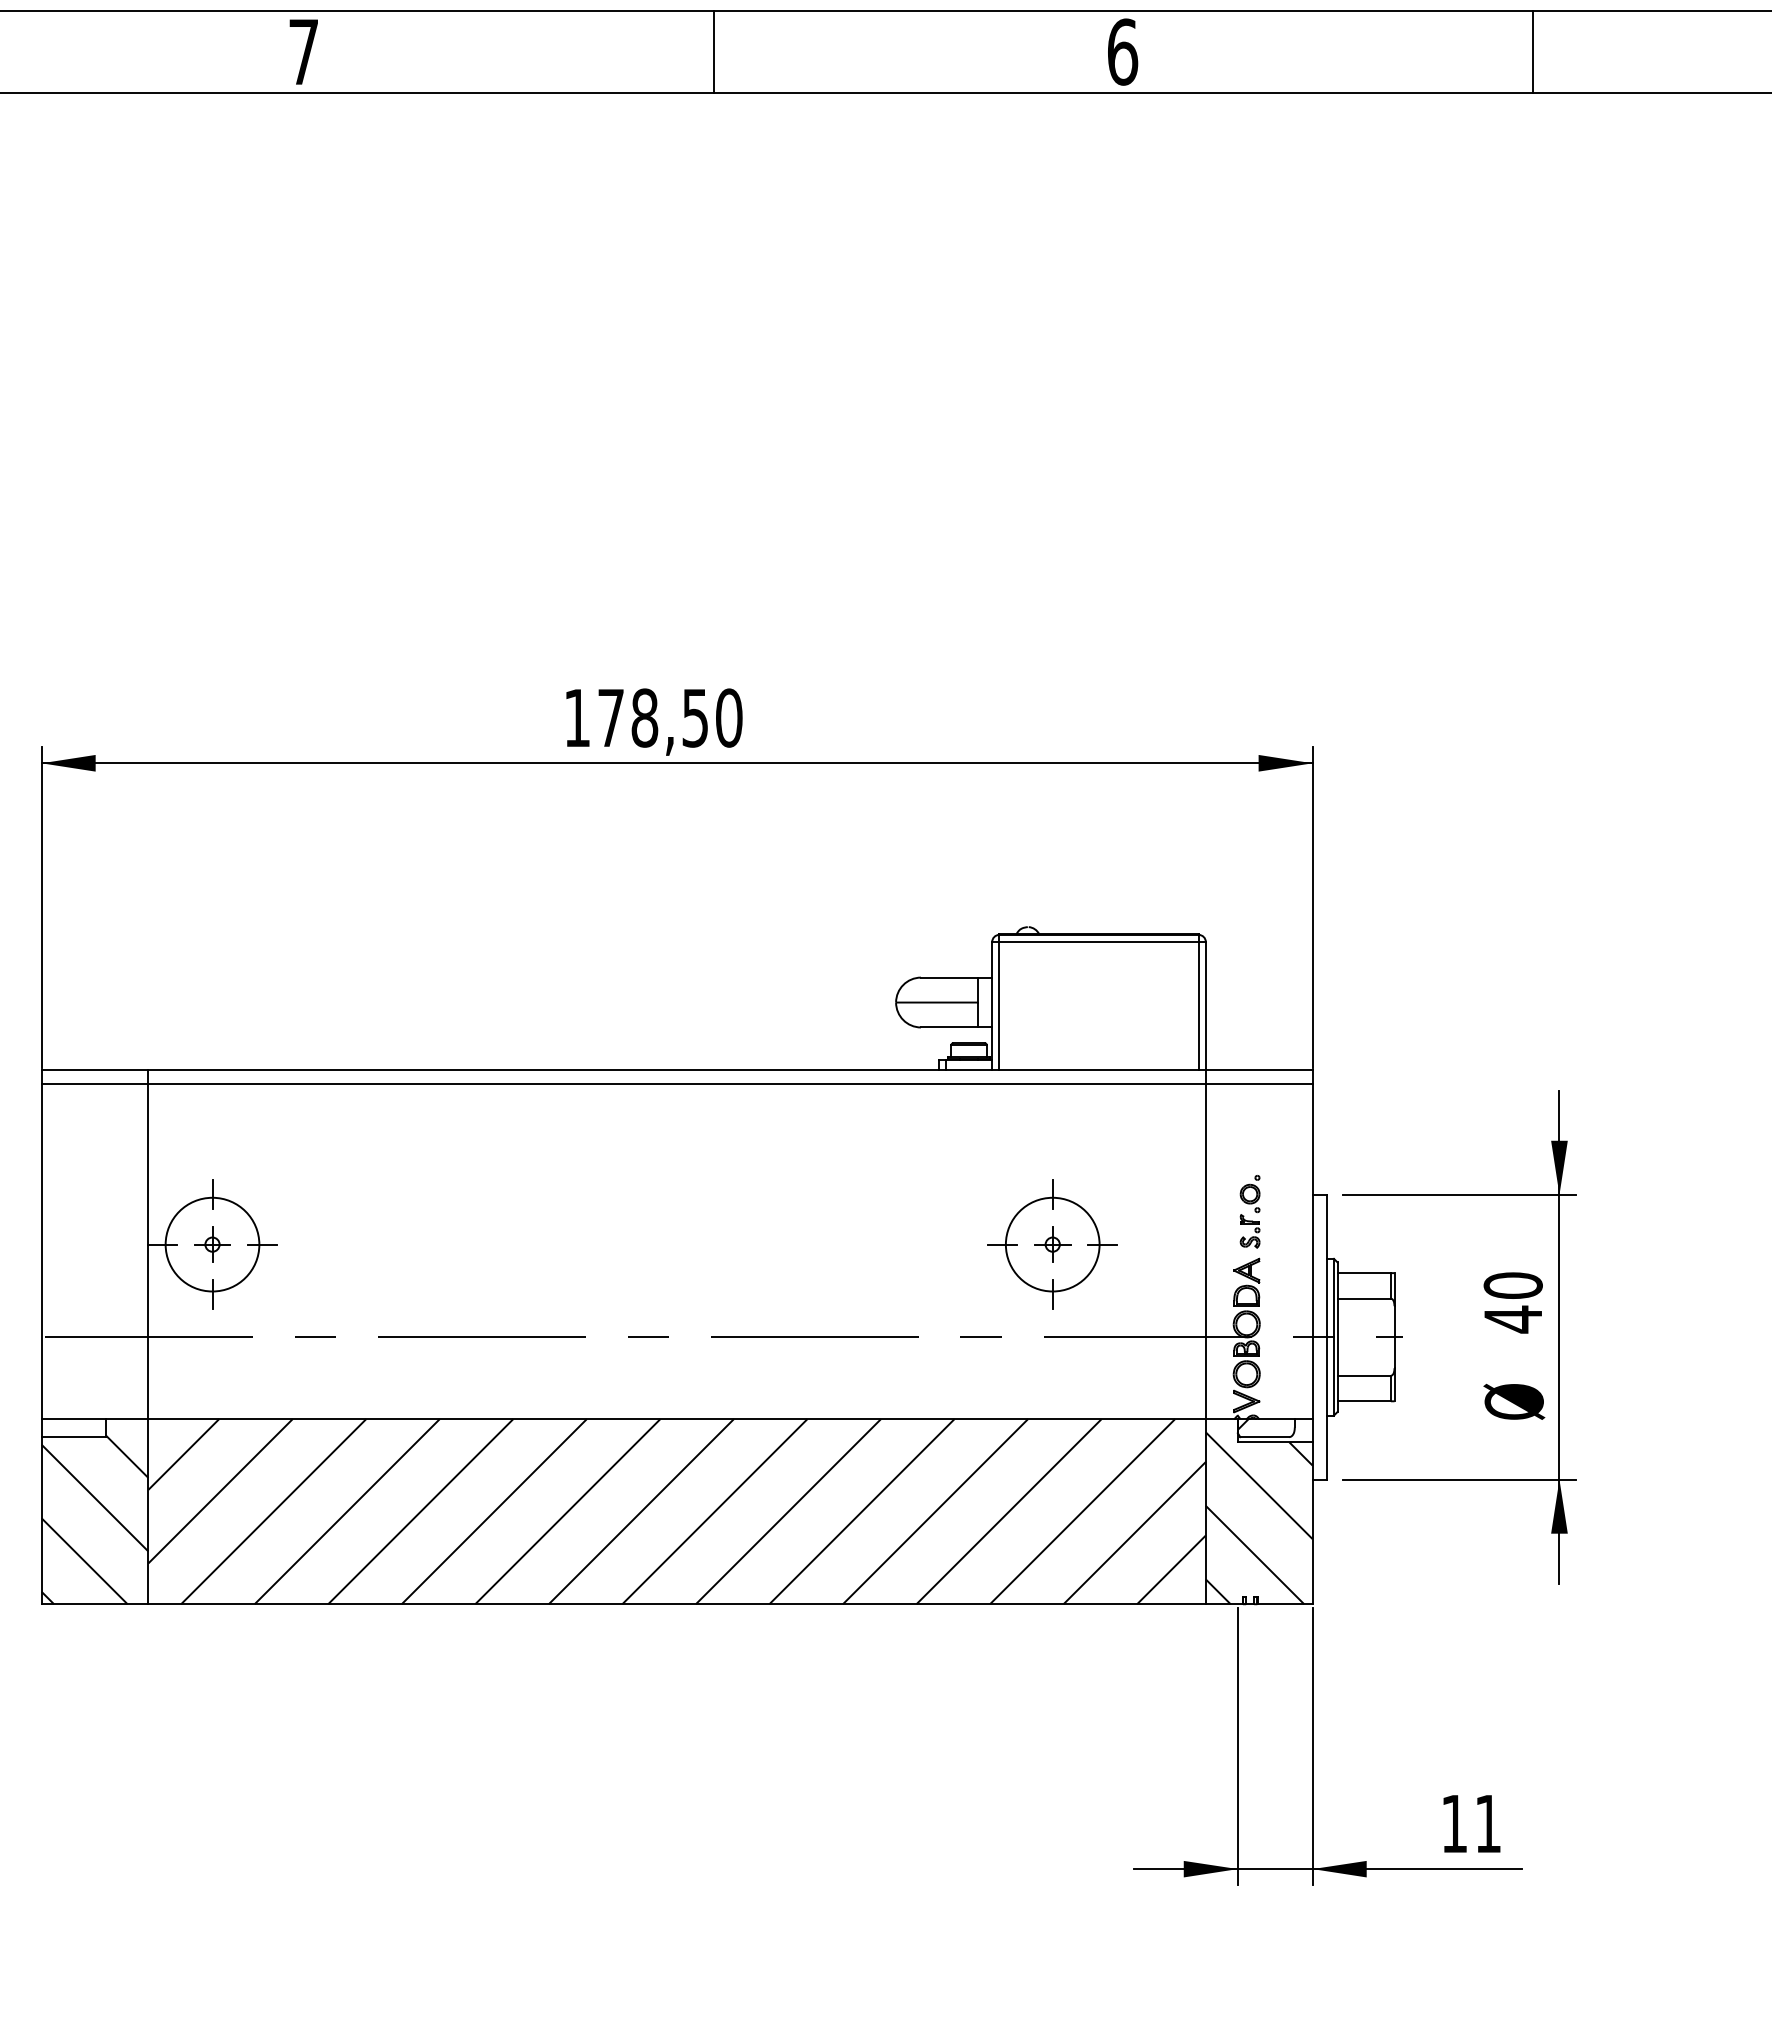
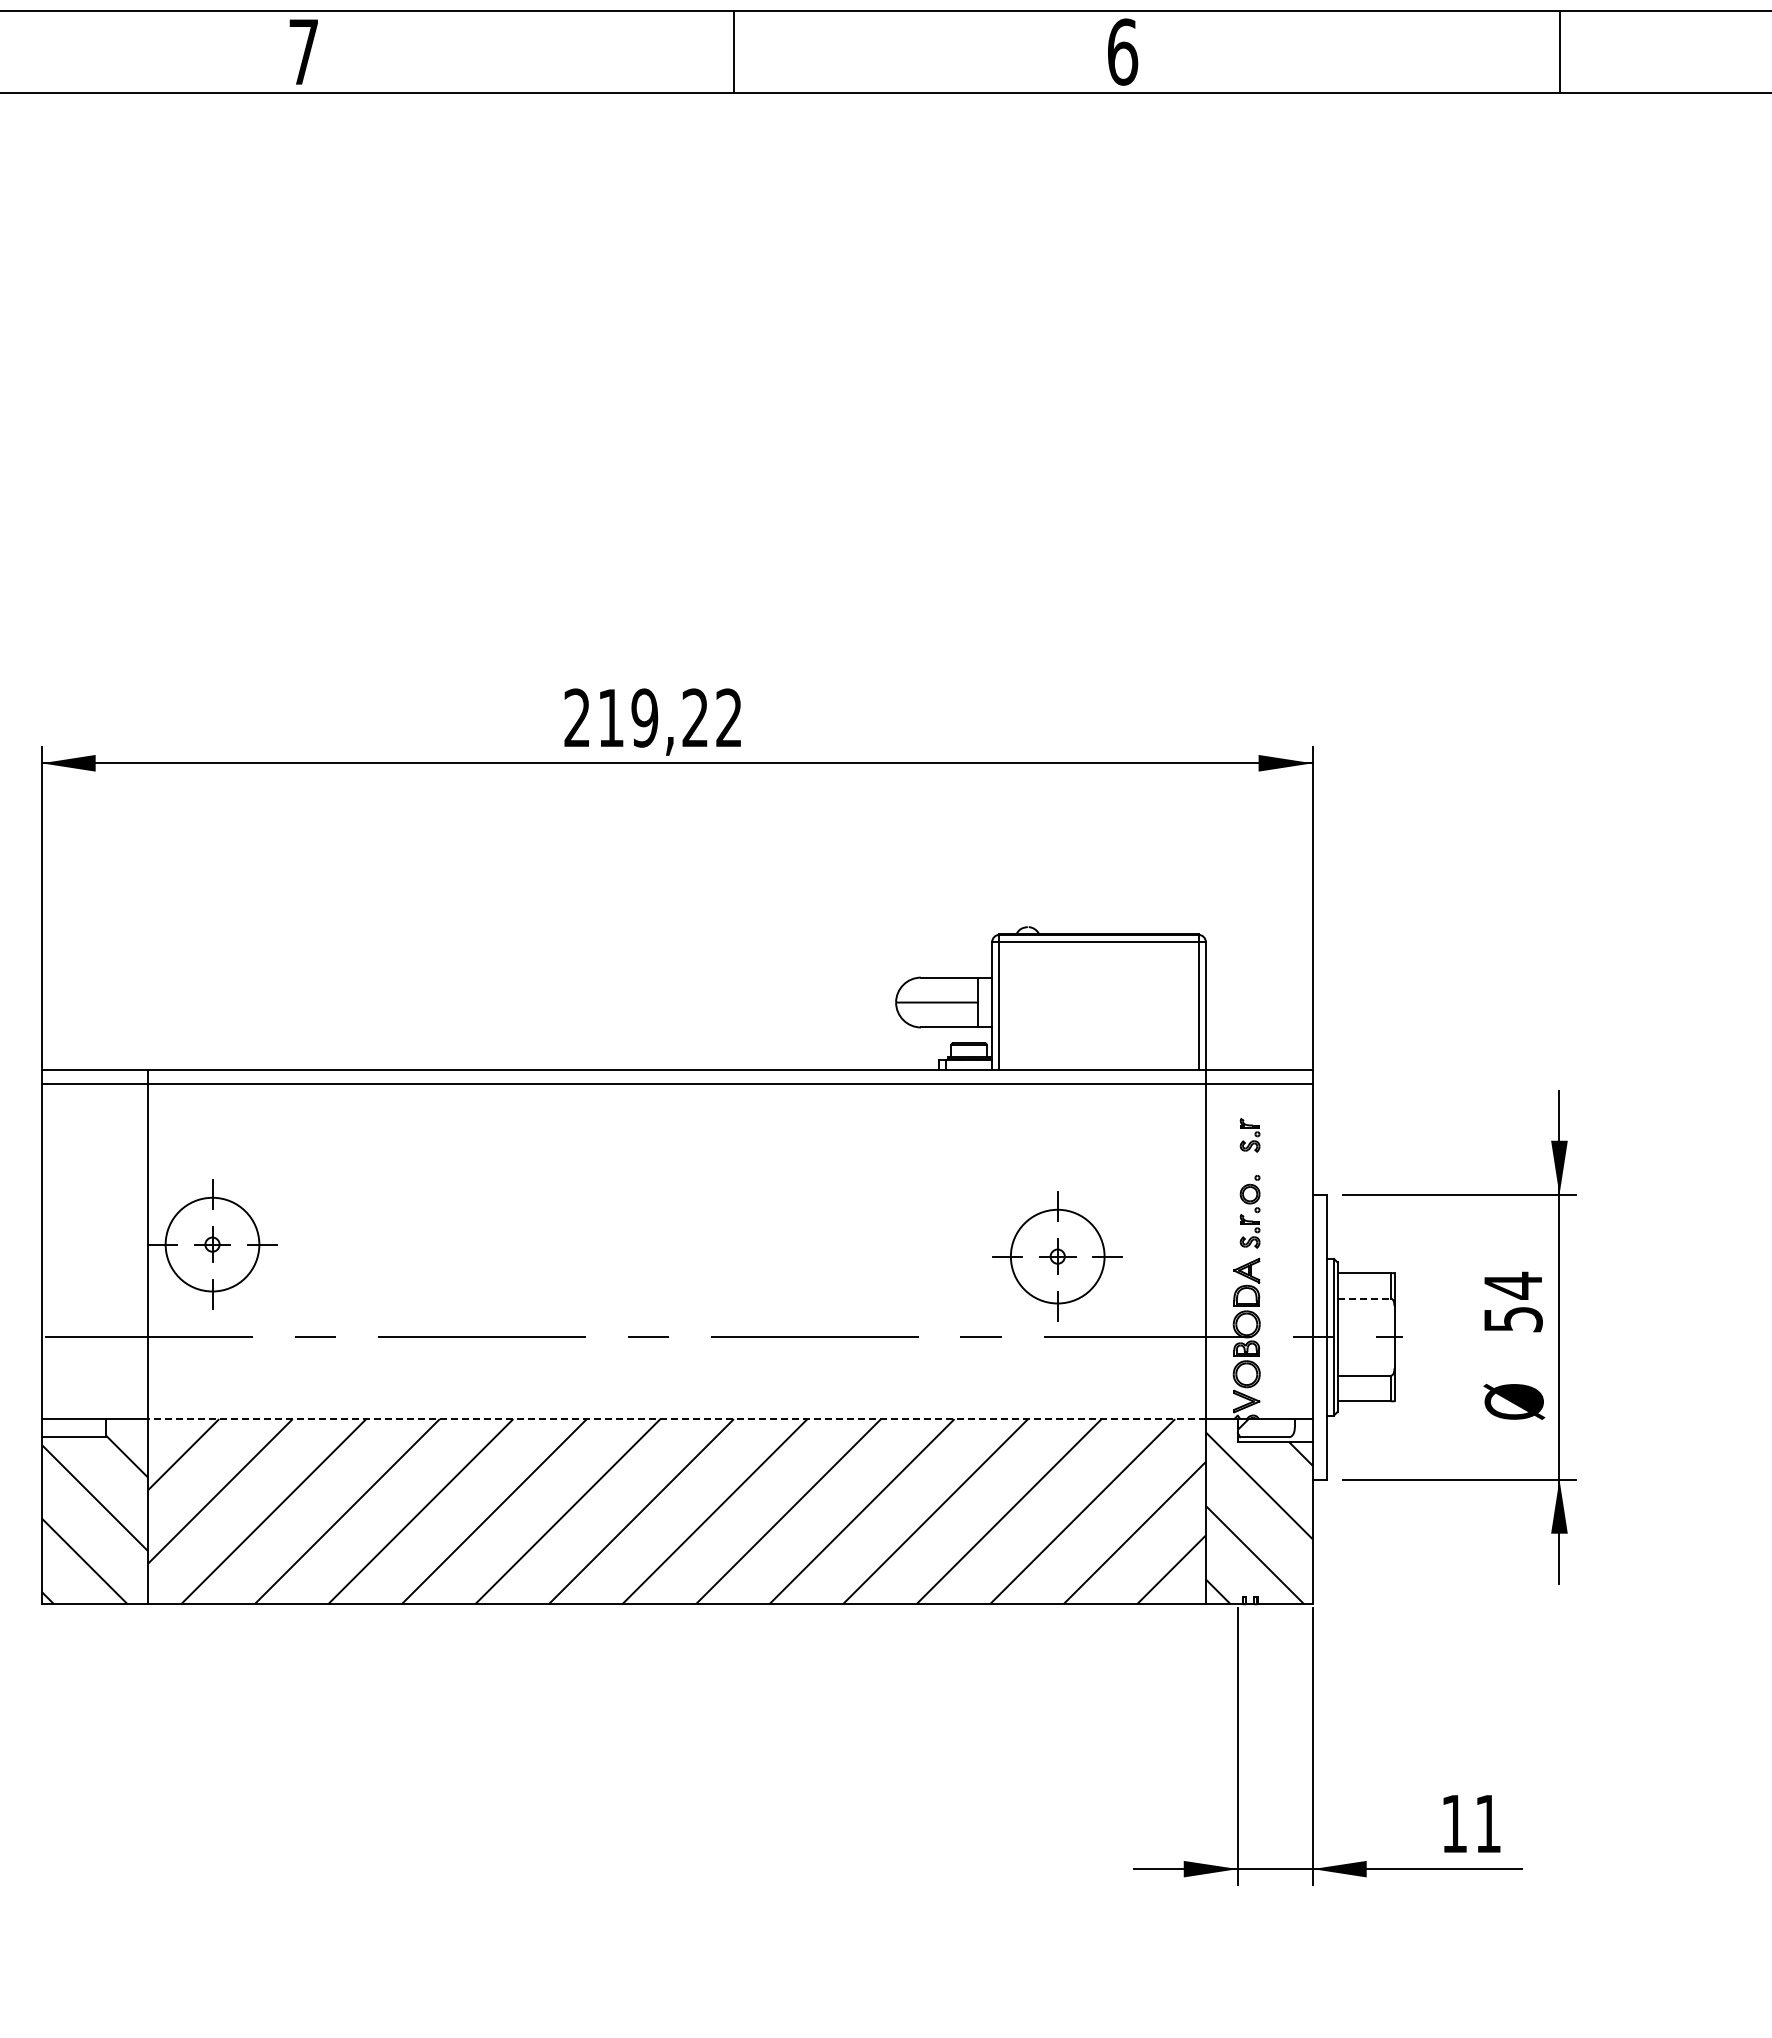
line position: (714, 51) -> (734, 51) (734, 51)
line position: (1532, 51) -> (1559, 51) (1559, 51)
text: 178,50 -> 219,22 (653, 717)
part: none -> present (1249, 1135)
part position: (1052, 1244) -> (1057, 1256) (1057, 1256)
line: solid -> dashed (1364, 1298)
text: 40 -> 54 (1512, 1302)
line: solid -> dashed (677, 1419)
